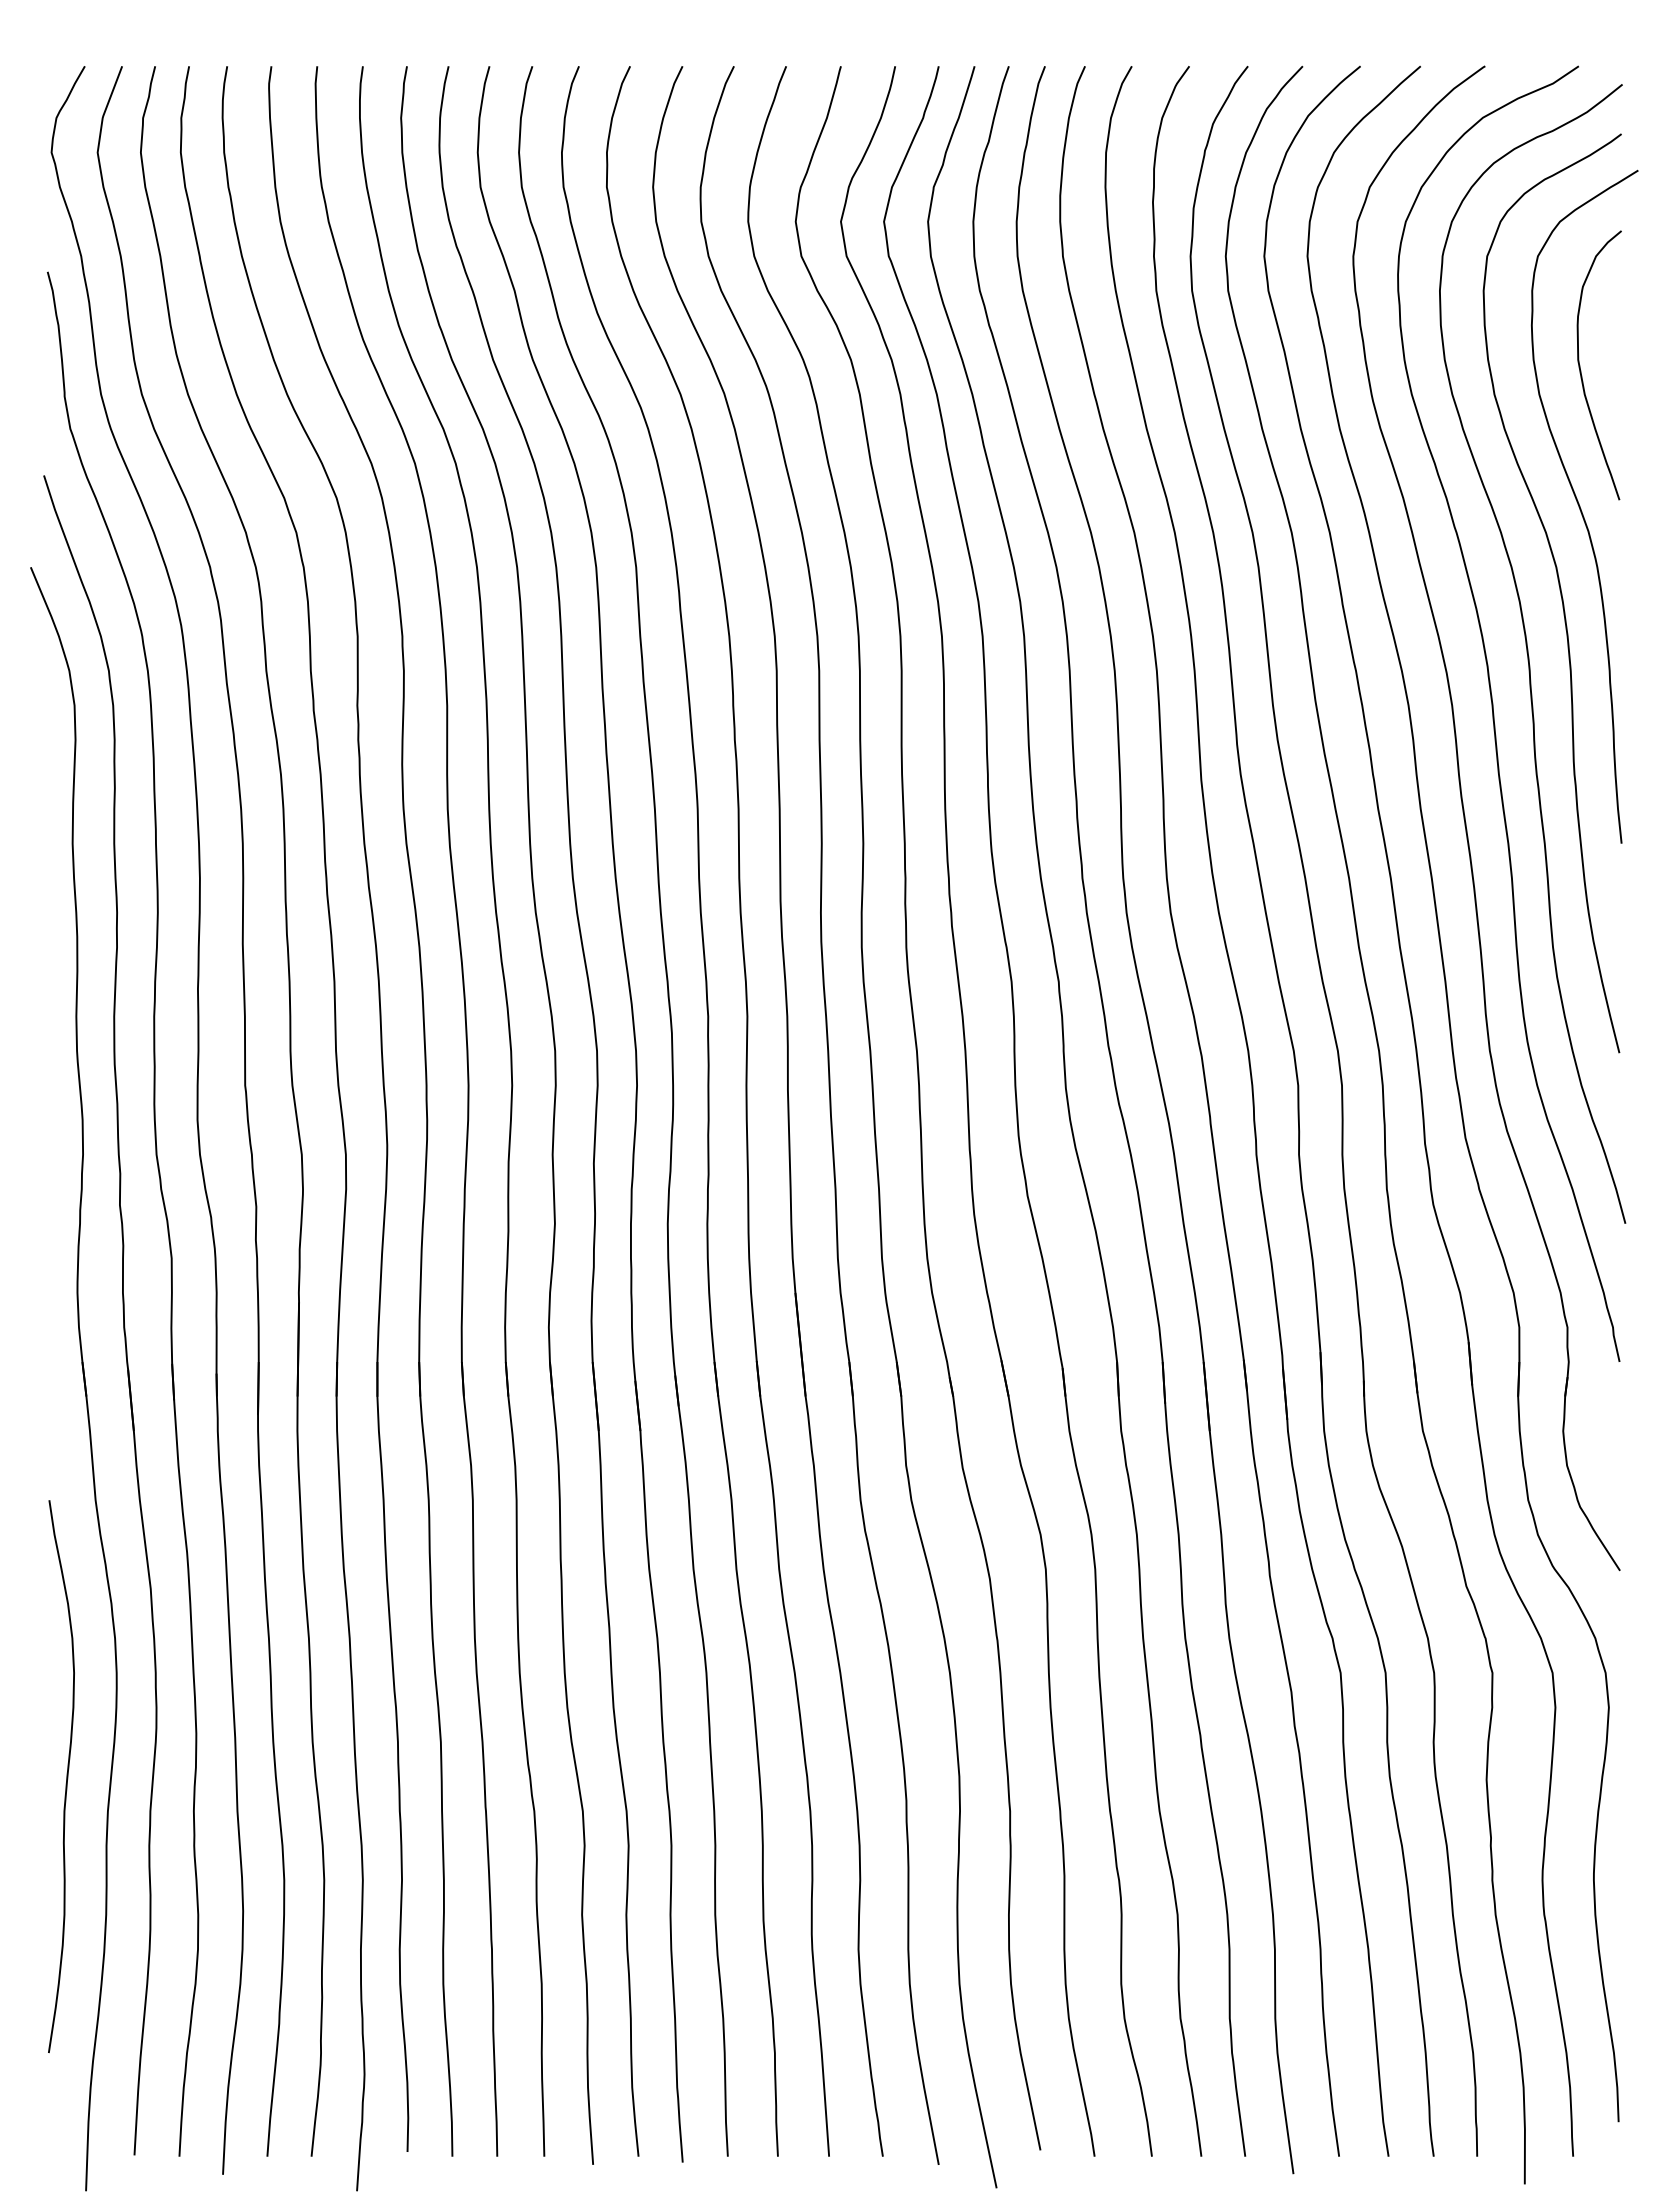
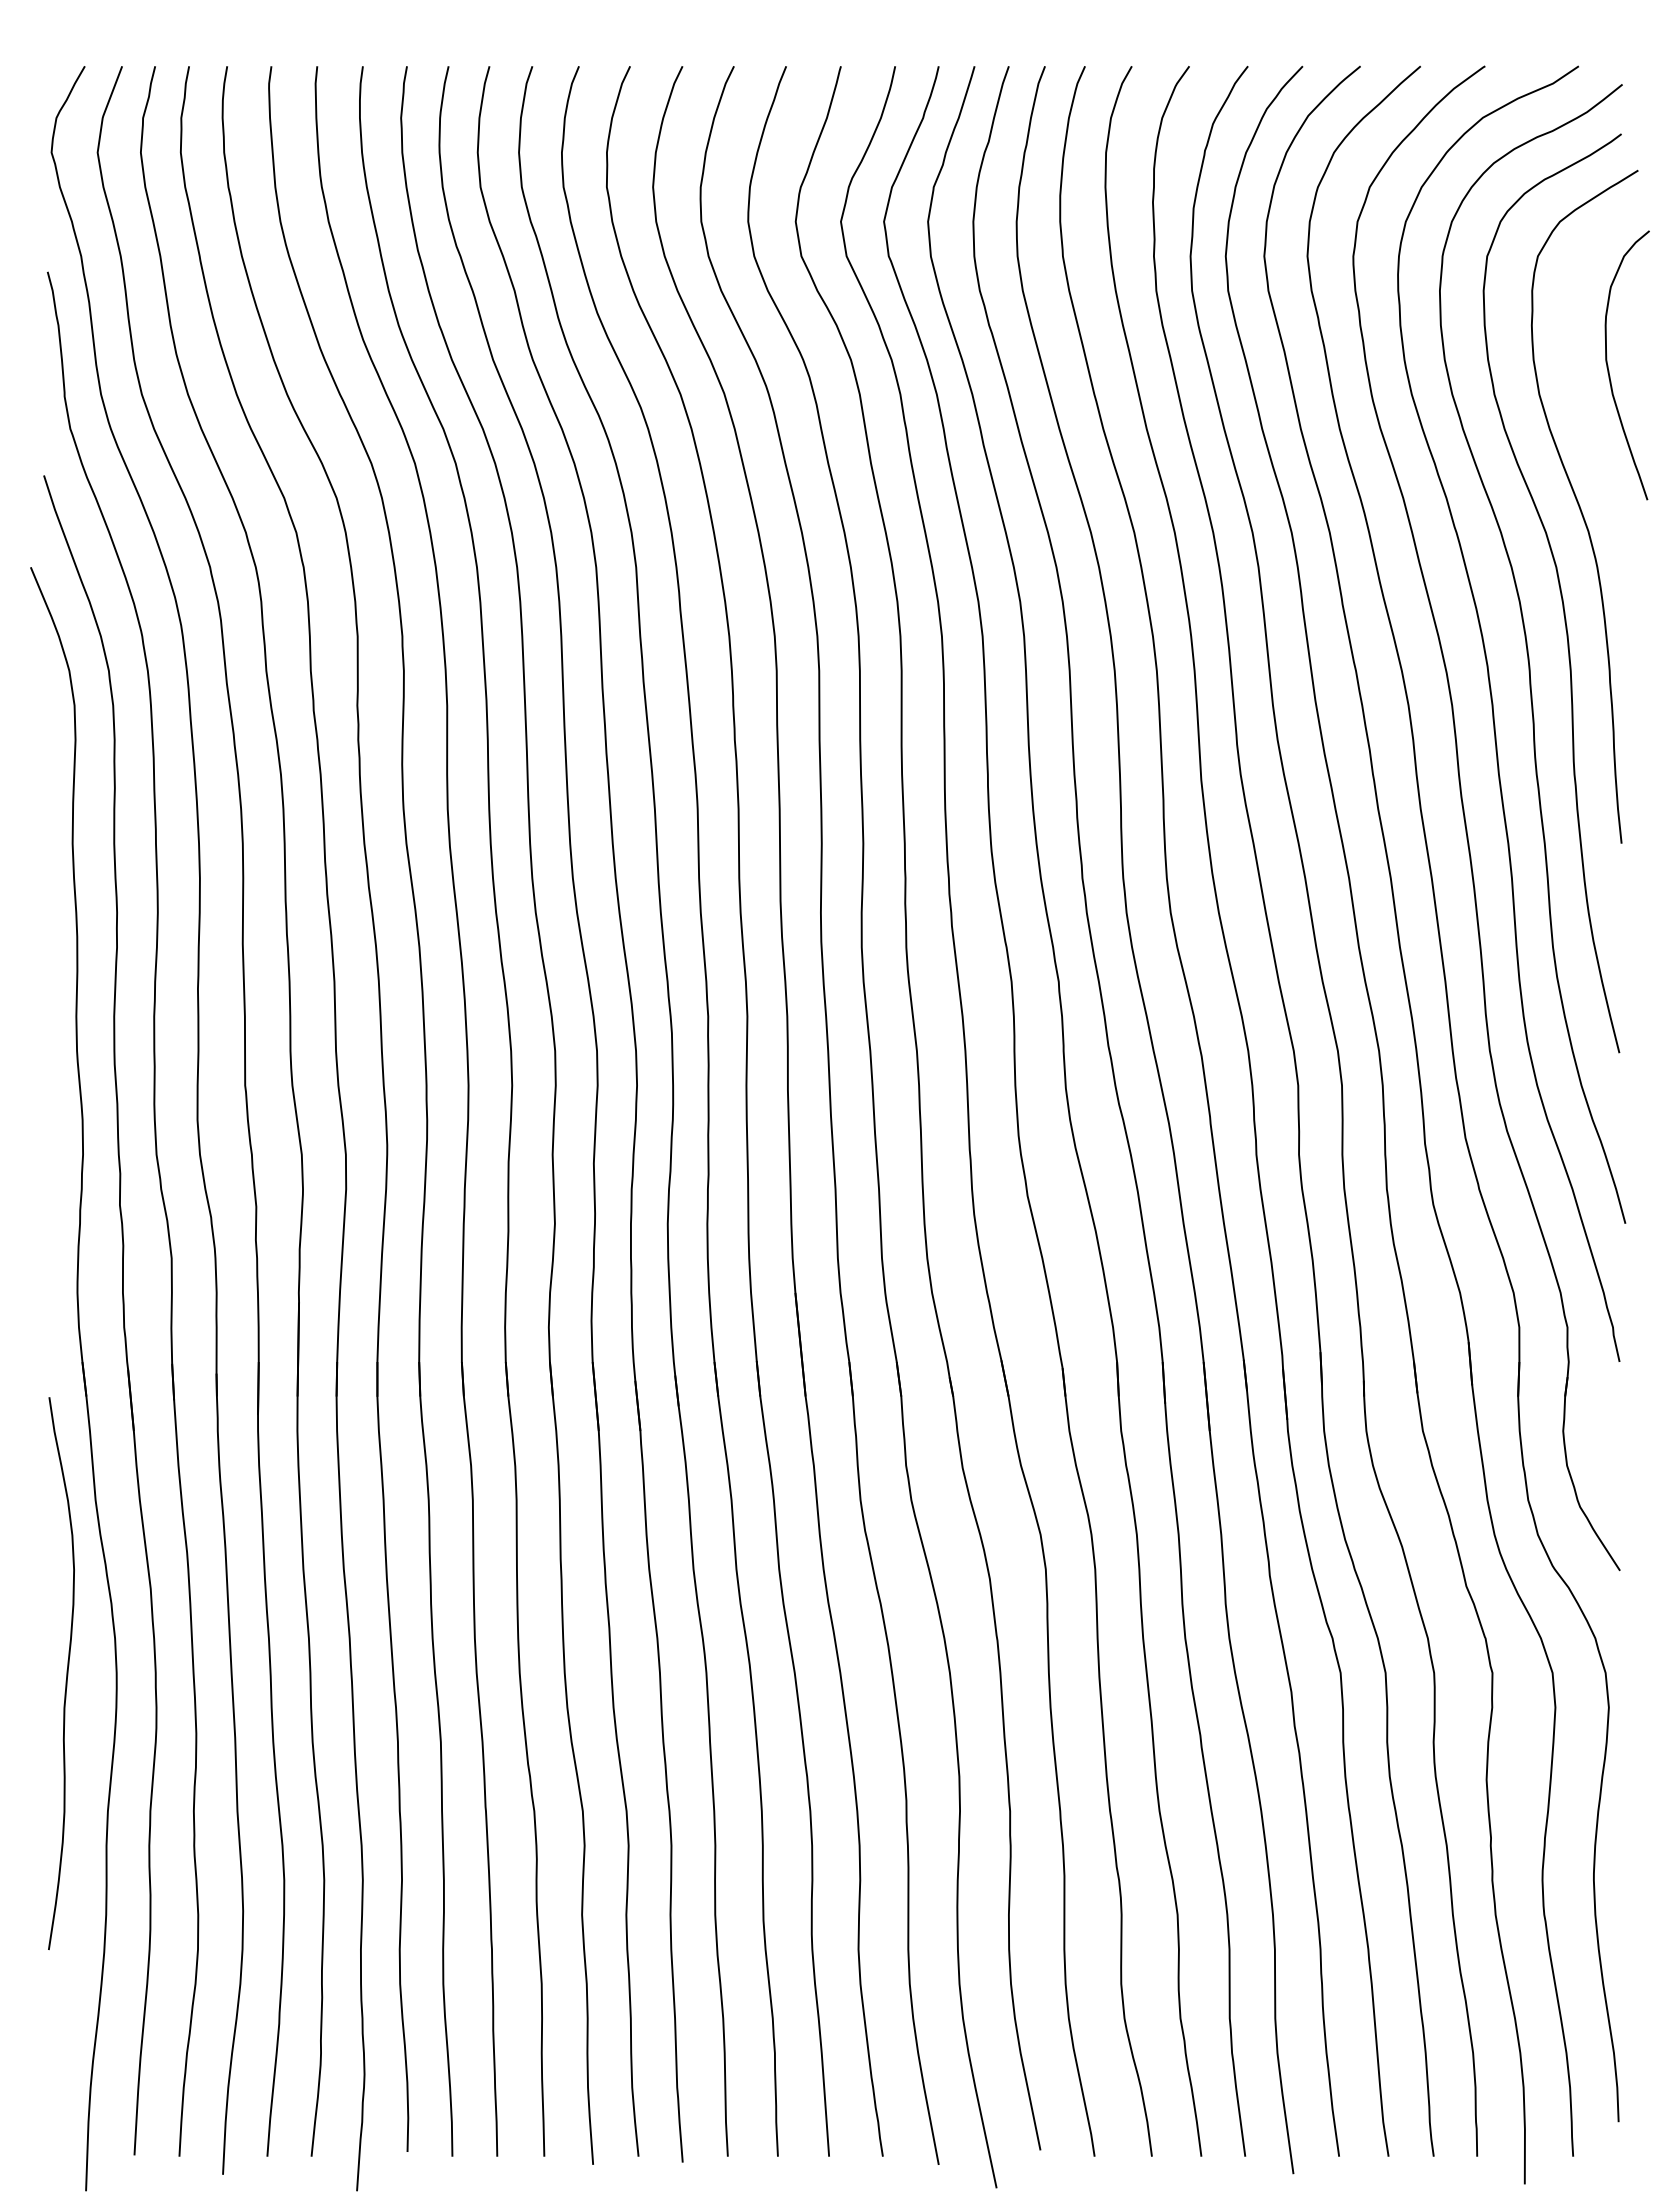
curve position: (1581, 370) -> (1609, 370) (1609, 370)
curve position: (66, 1776) -> (66, 1673) (66, 1673)
